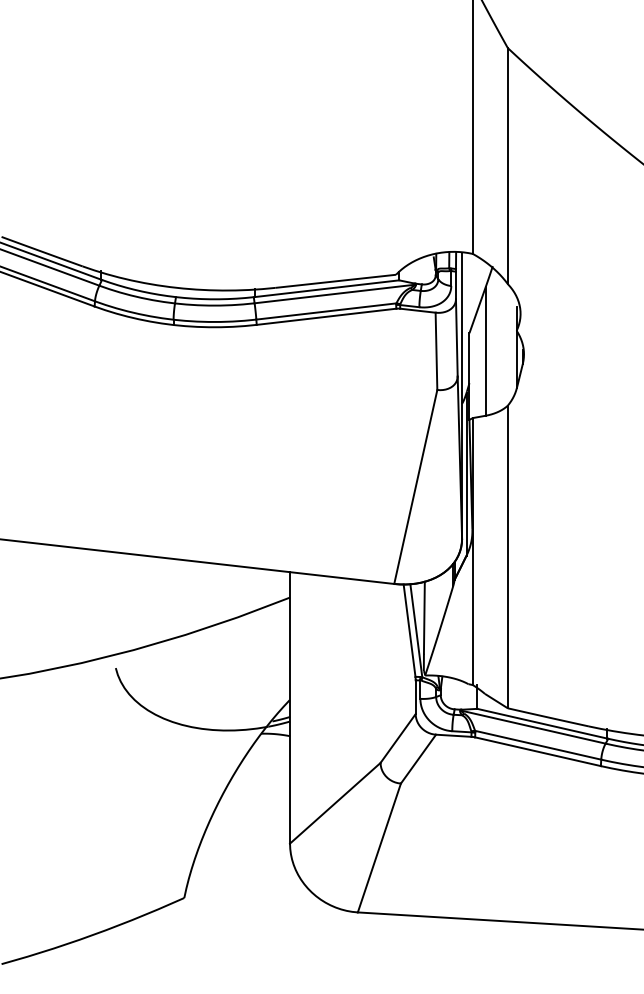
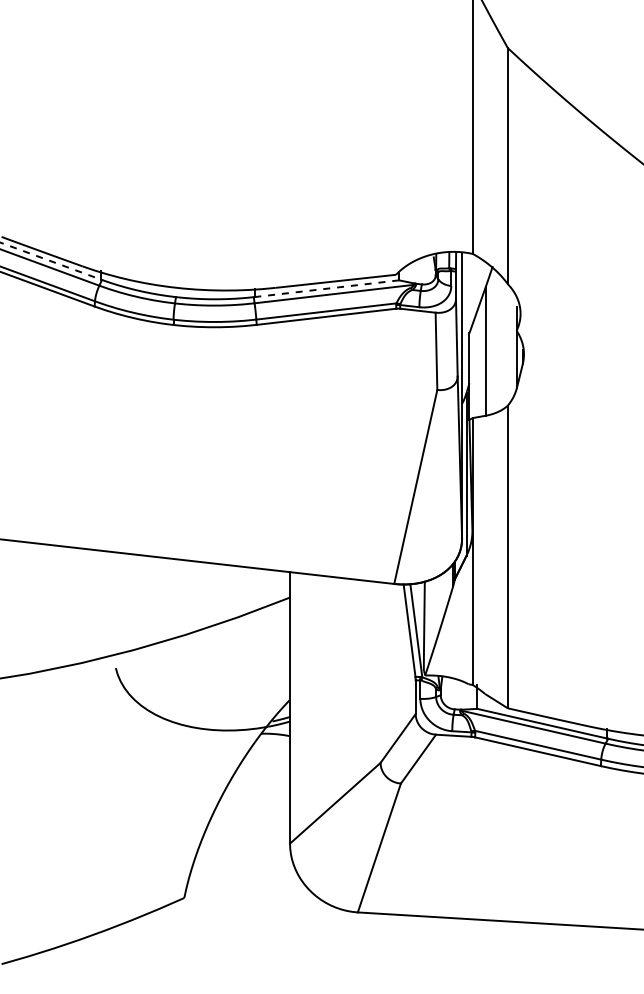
line: solid -> dashed (50, 261)
line: solid -> dashed (327, 288)
